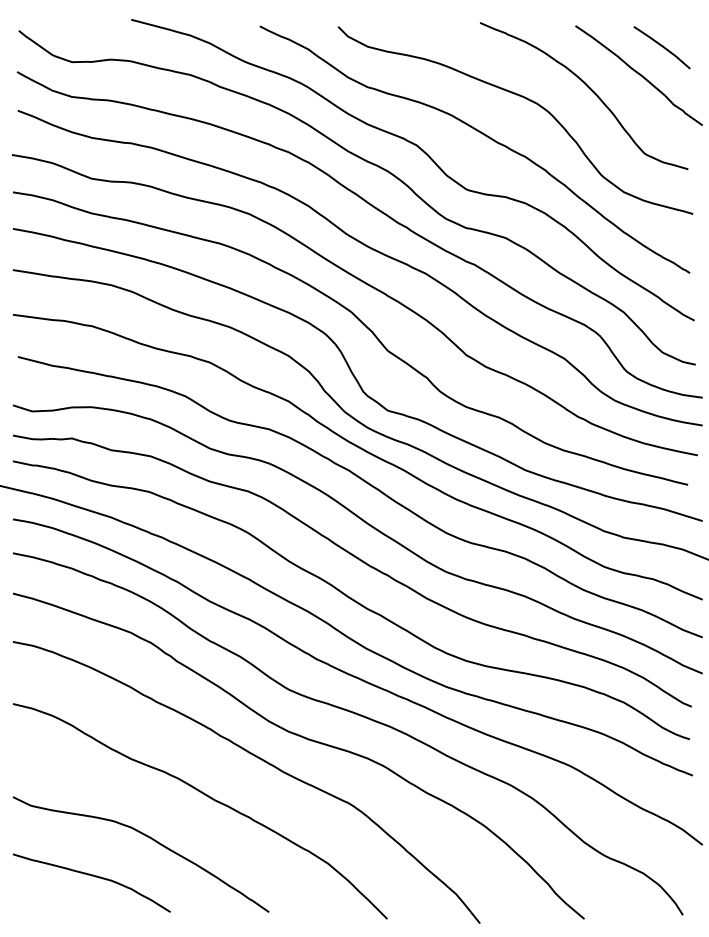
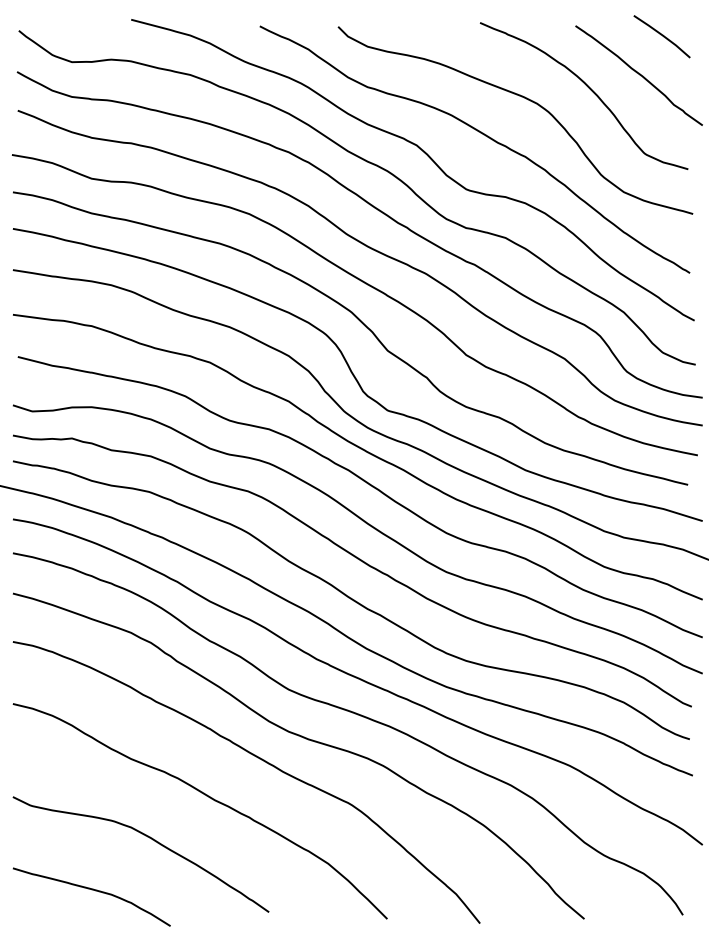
line position: (661, 46) -> (661, 35) (661, 35)
curve position: (91, 876) -> (91, 890) (91, 890)
